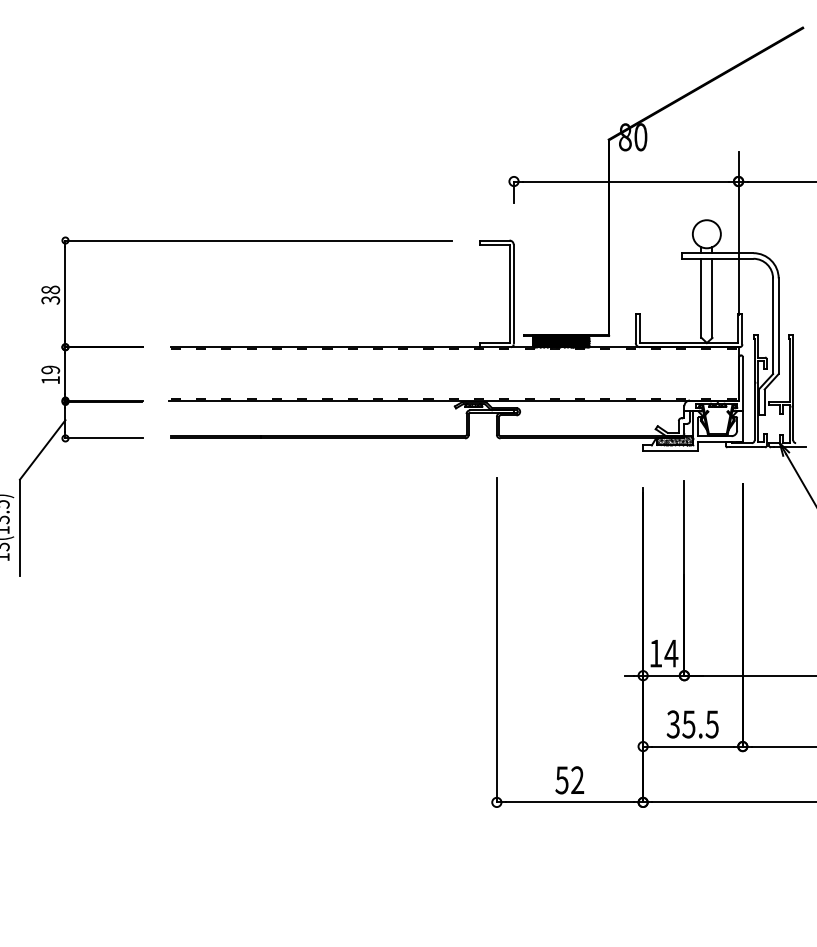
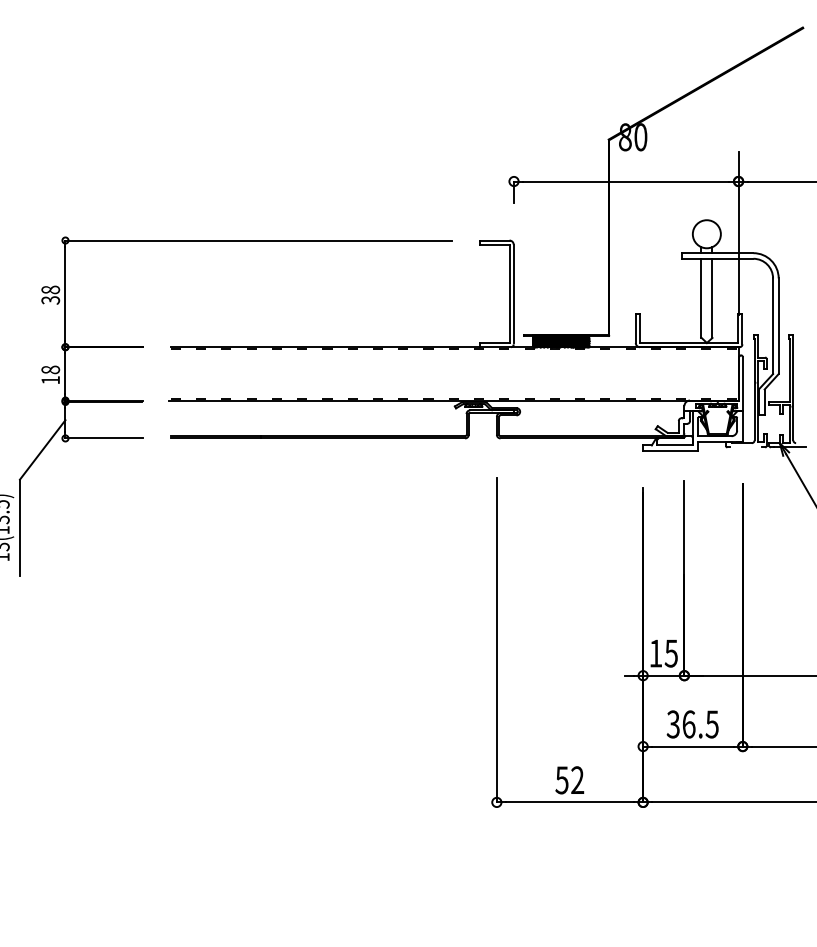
text: 19 -> 18 (50, 369)
hatch: present -> none (674, 440)
line: present -> none (746, 446)
text: 14 -> 15 (671, 653)
text: 35.5 -> 36.5 (688, 724)
